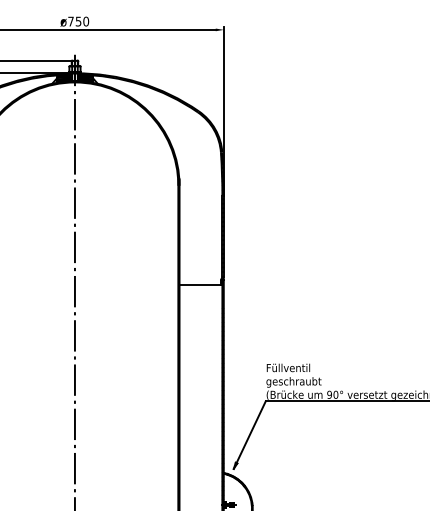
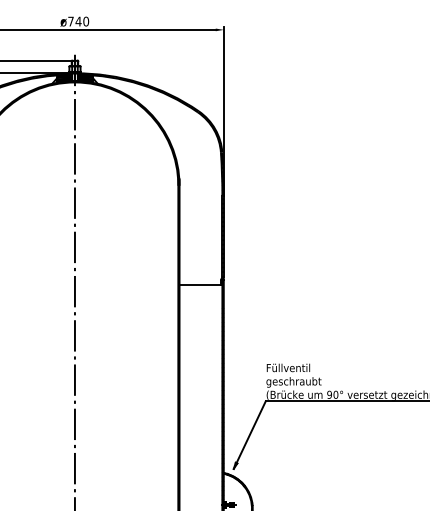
text: ø750 -> ø740 (78, 21)
